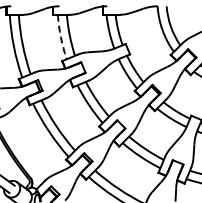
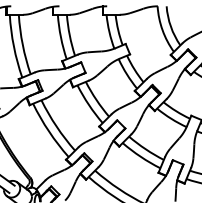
arc: dashed -> solid (60, 37)
